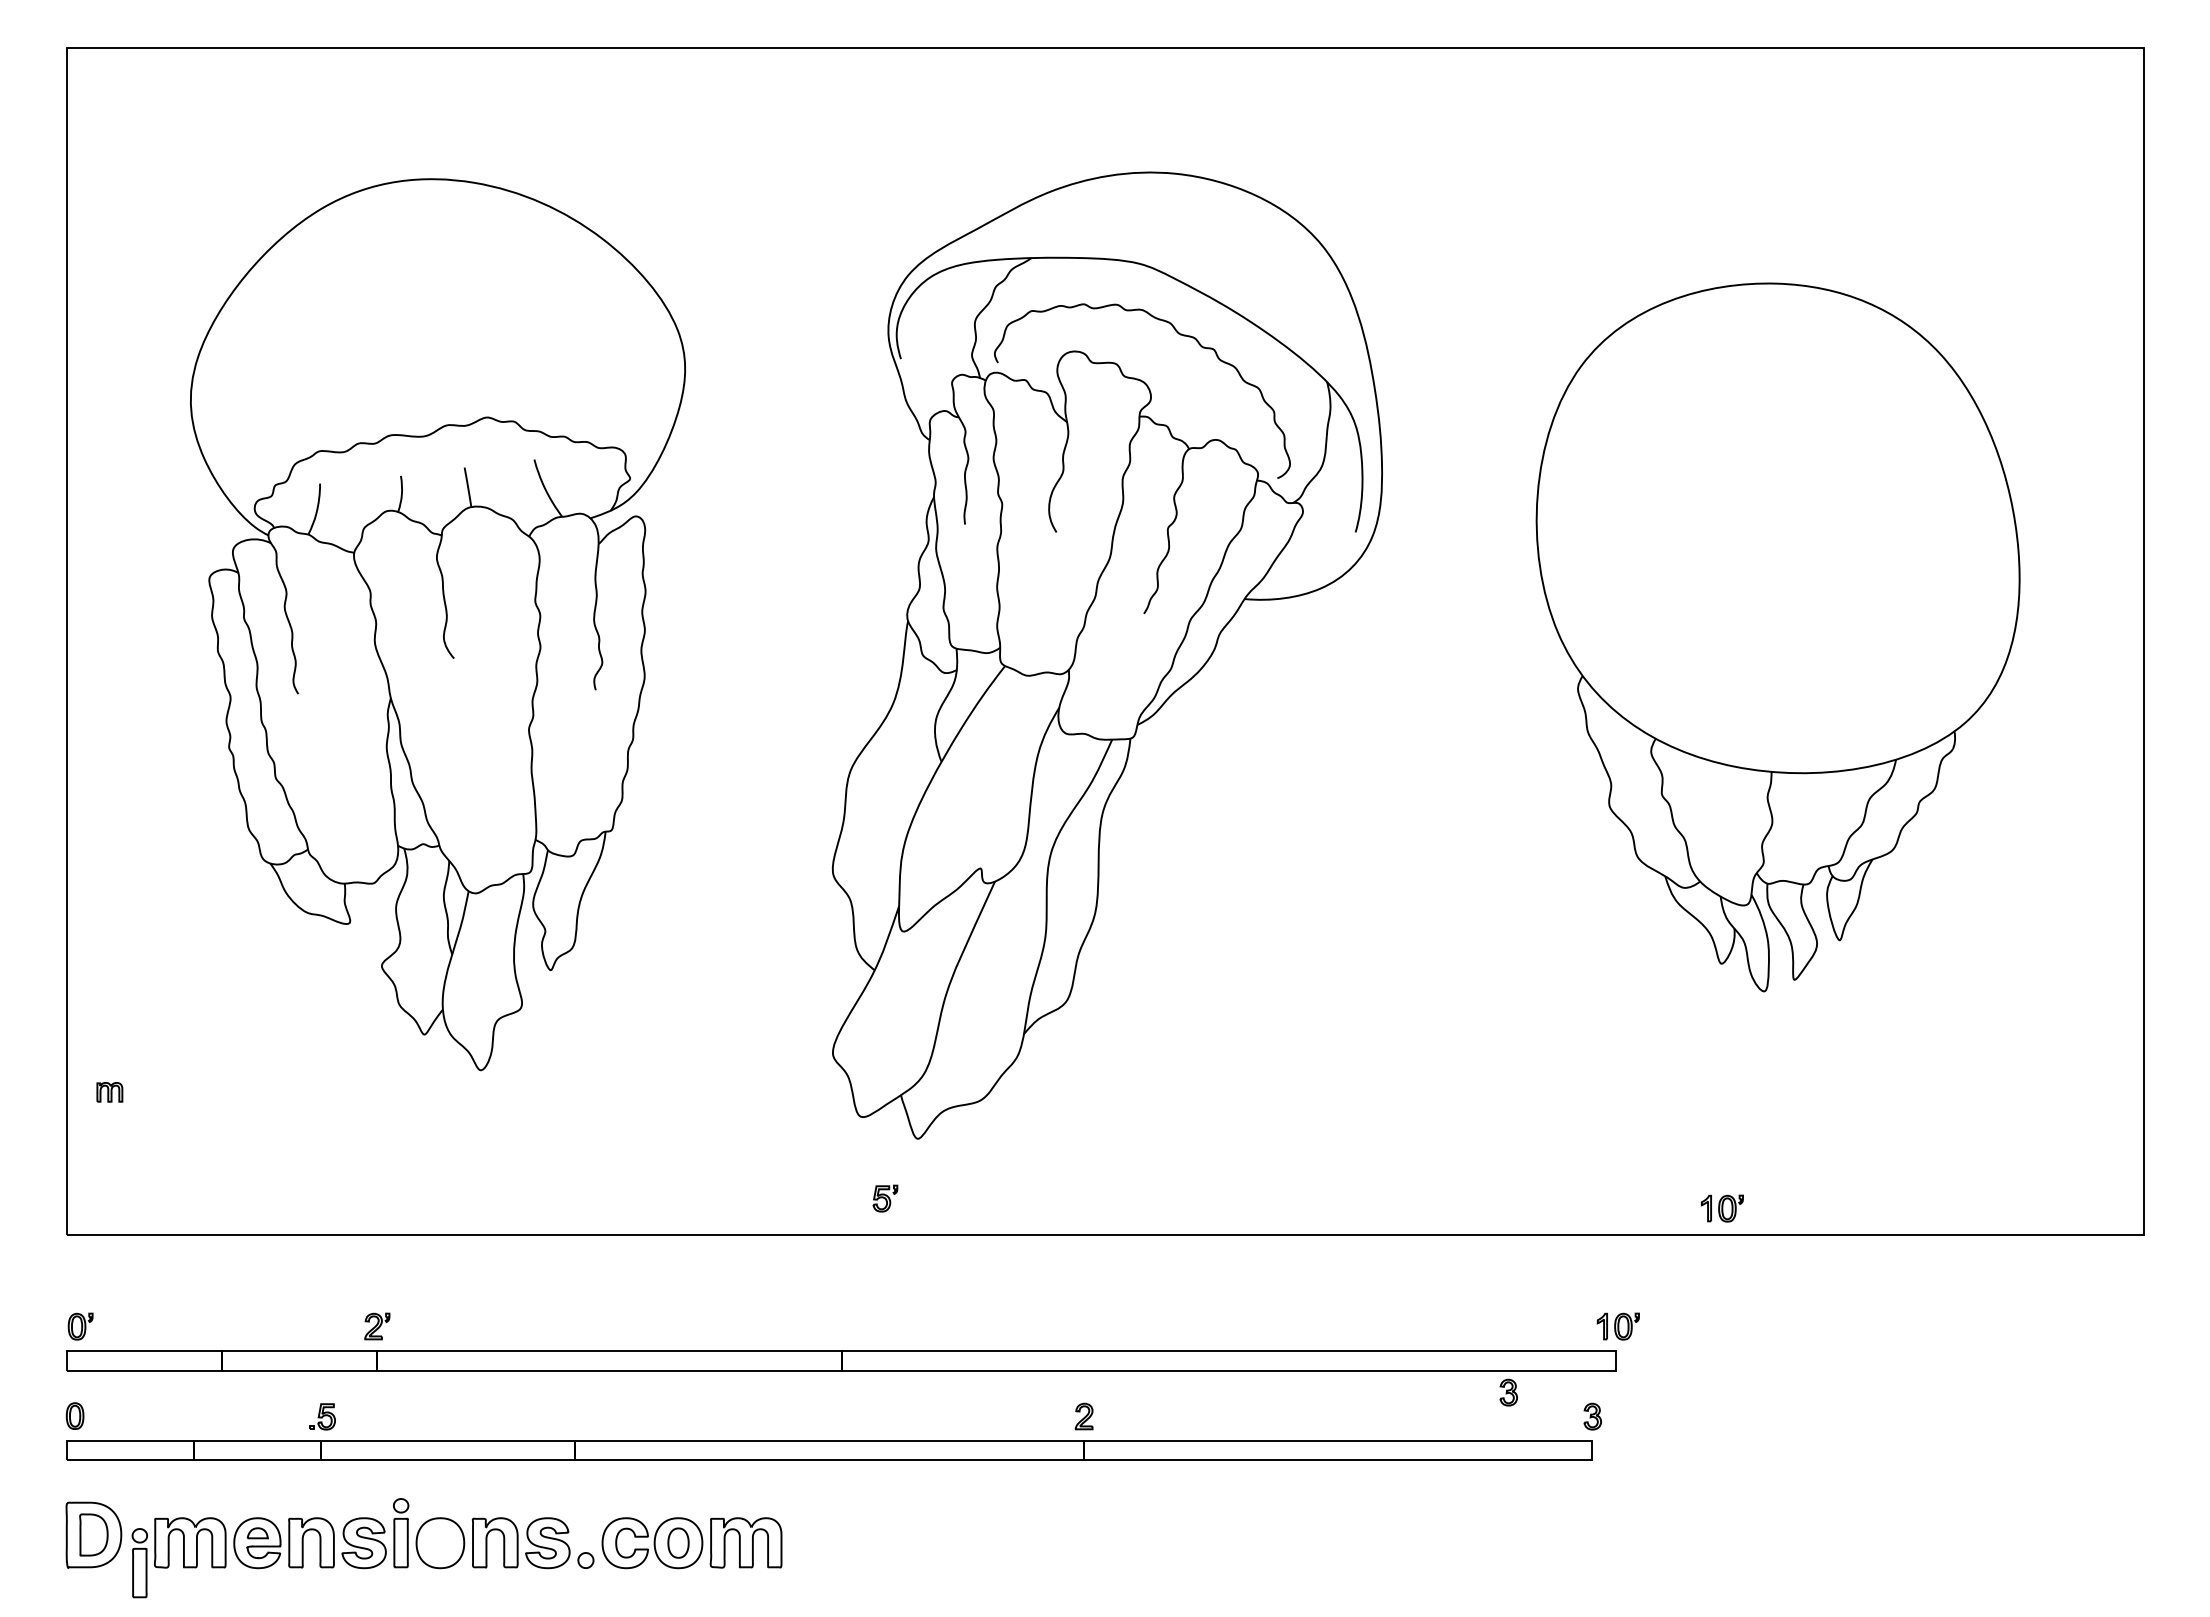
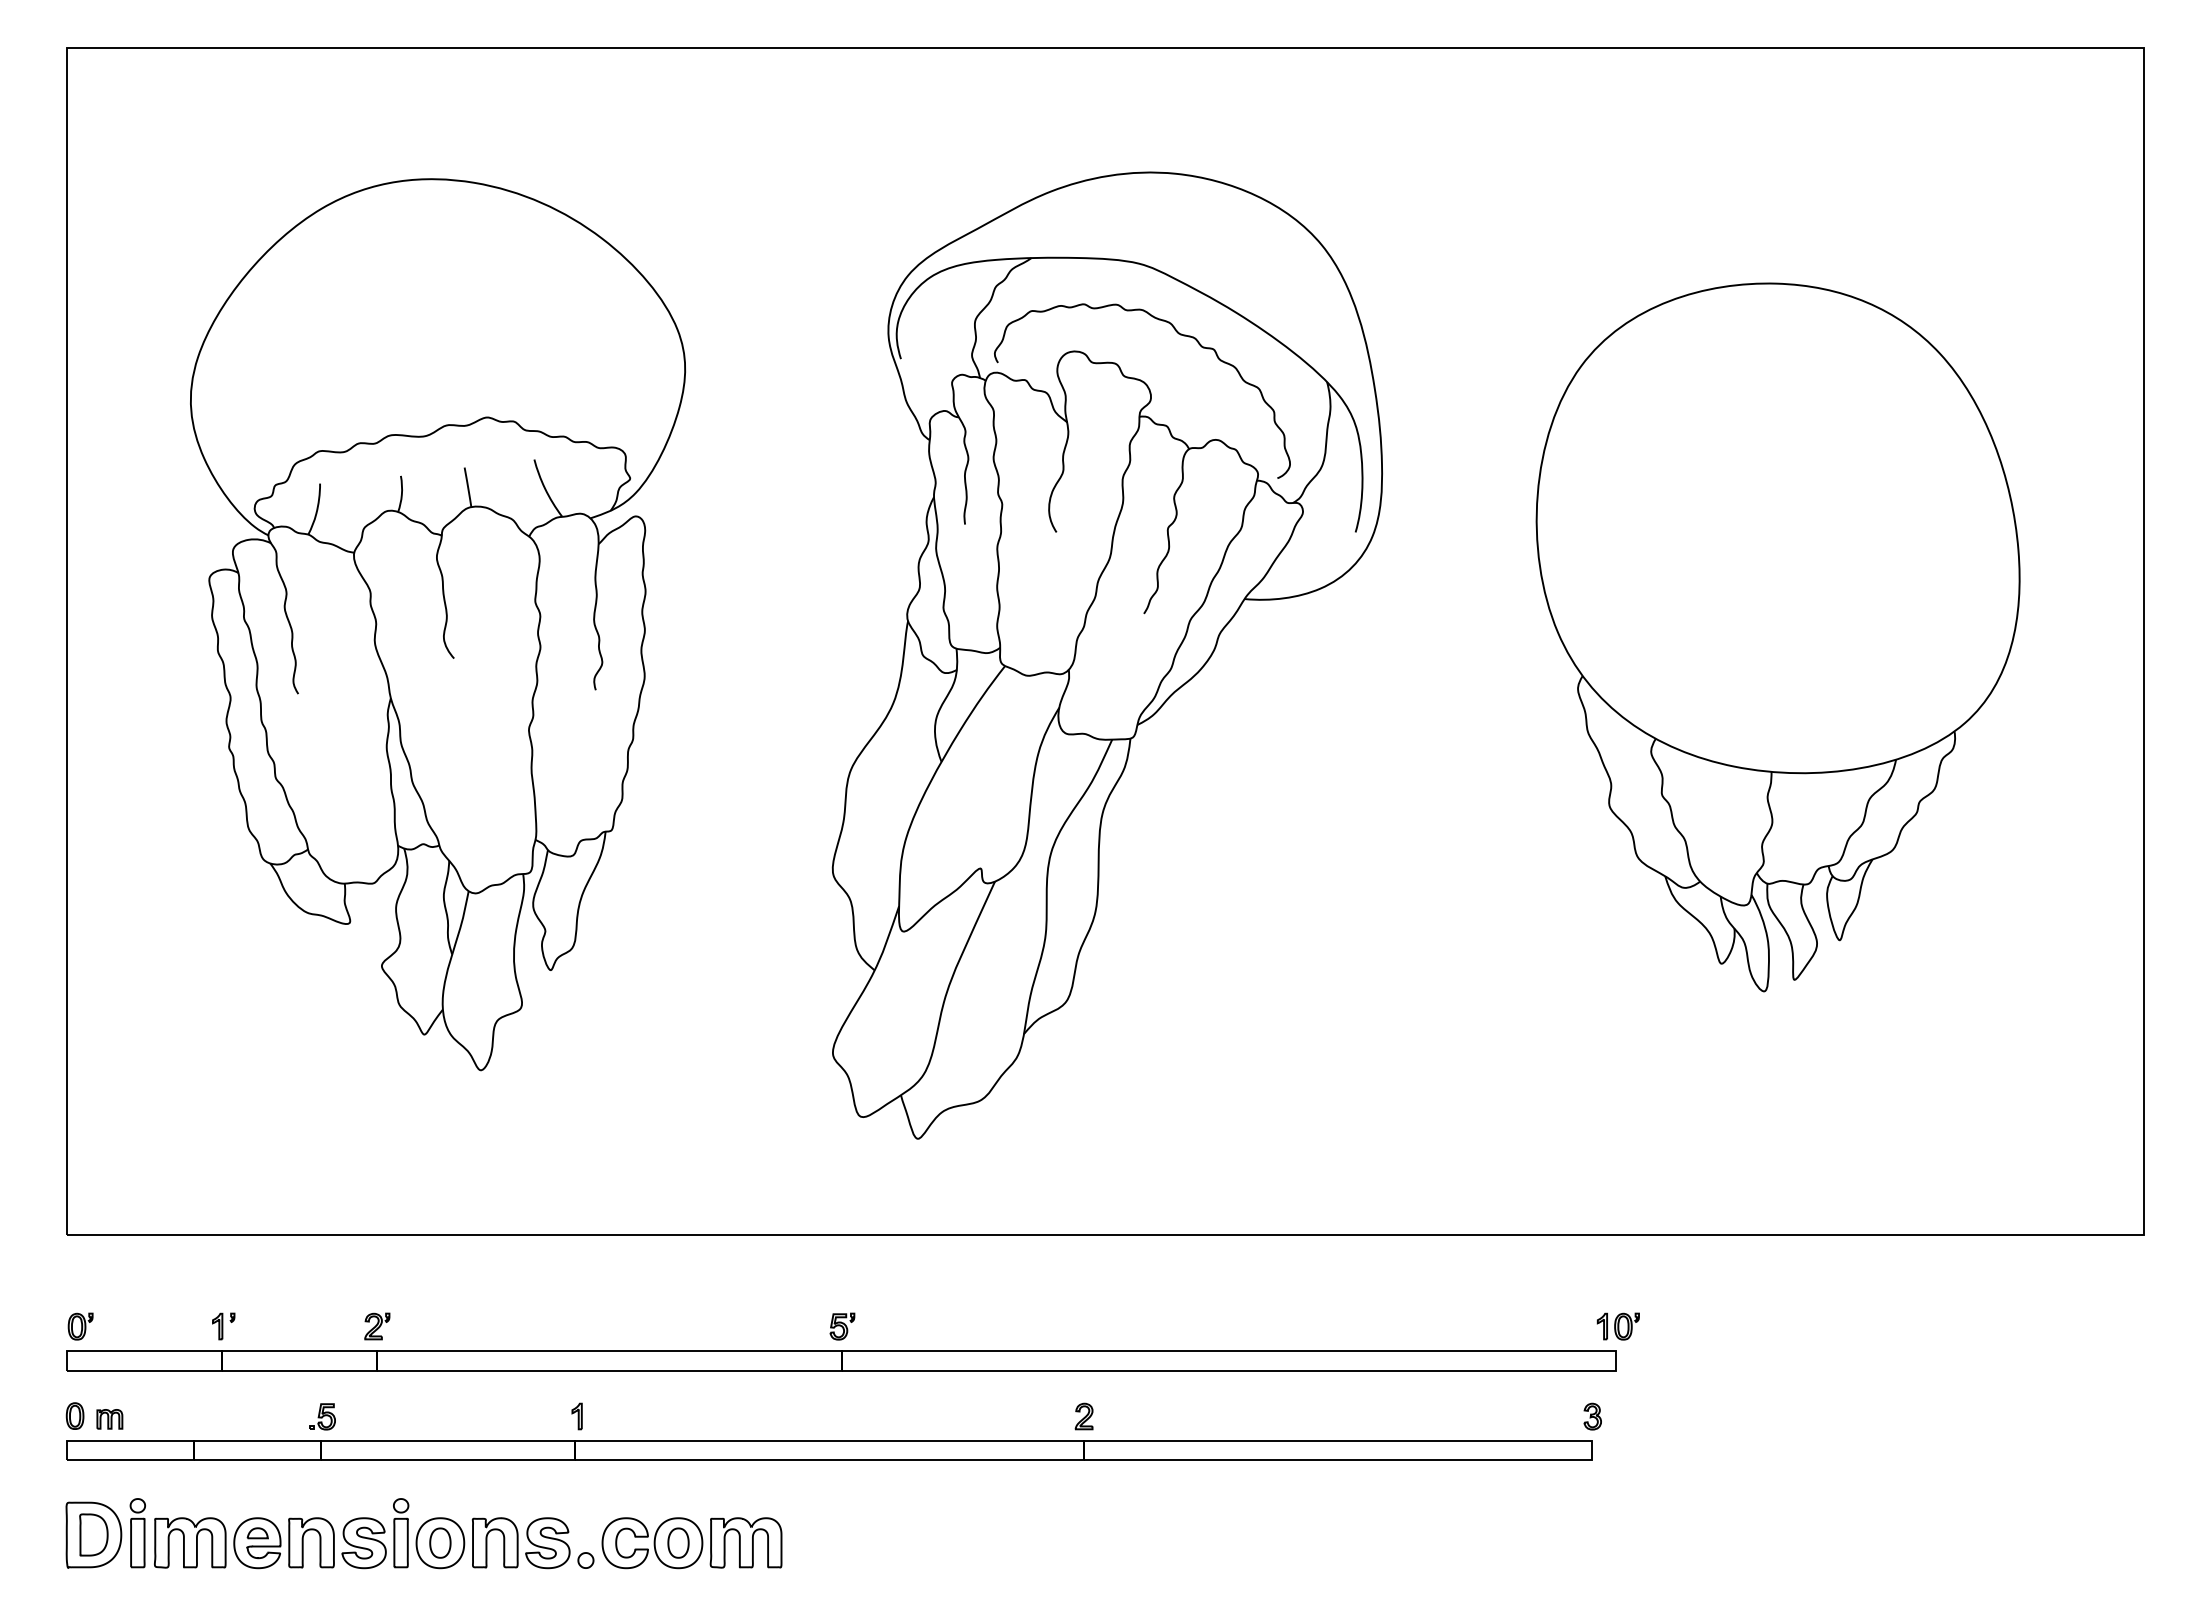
part position: (109, 1092) -> (109, 1419) (109, 1419)
part position: (885, 1198) -> (842, 1326) (842, 1326)
part: present -> none (1721, 1208)
part: none -> present (223, 1326)
part: present -> none (1508, 1392)
part: none -> present (576, 1416)
part: none -> present (440, 1542)
part position: (139, 1563) -> (137, 1533) (137, 1533)
